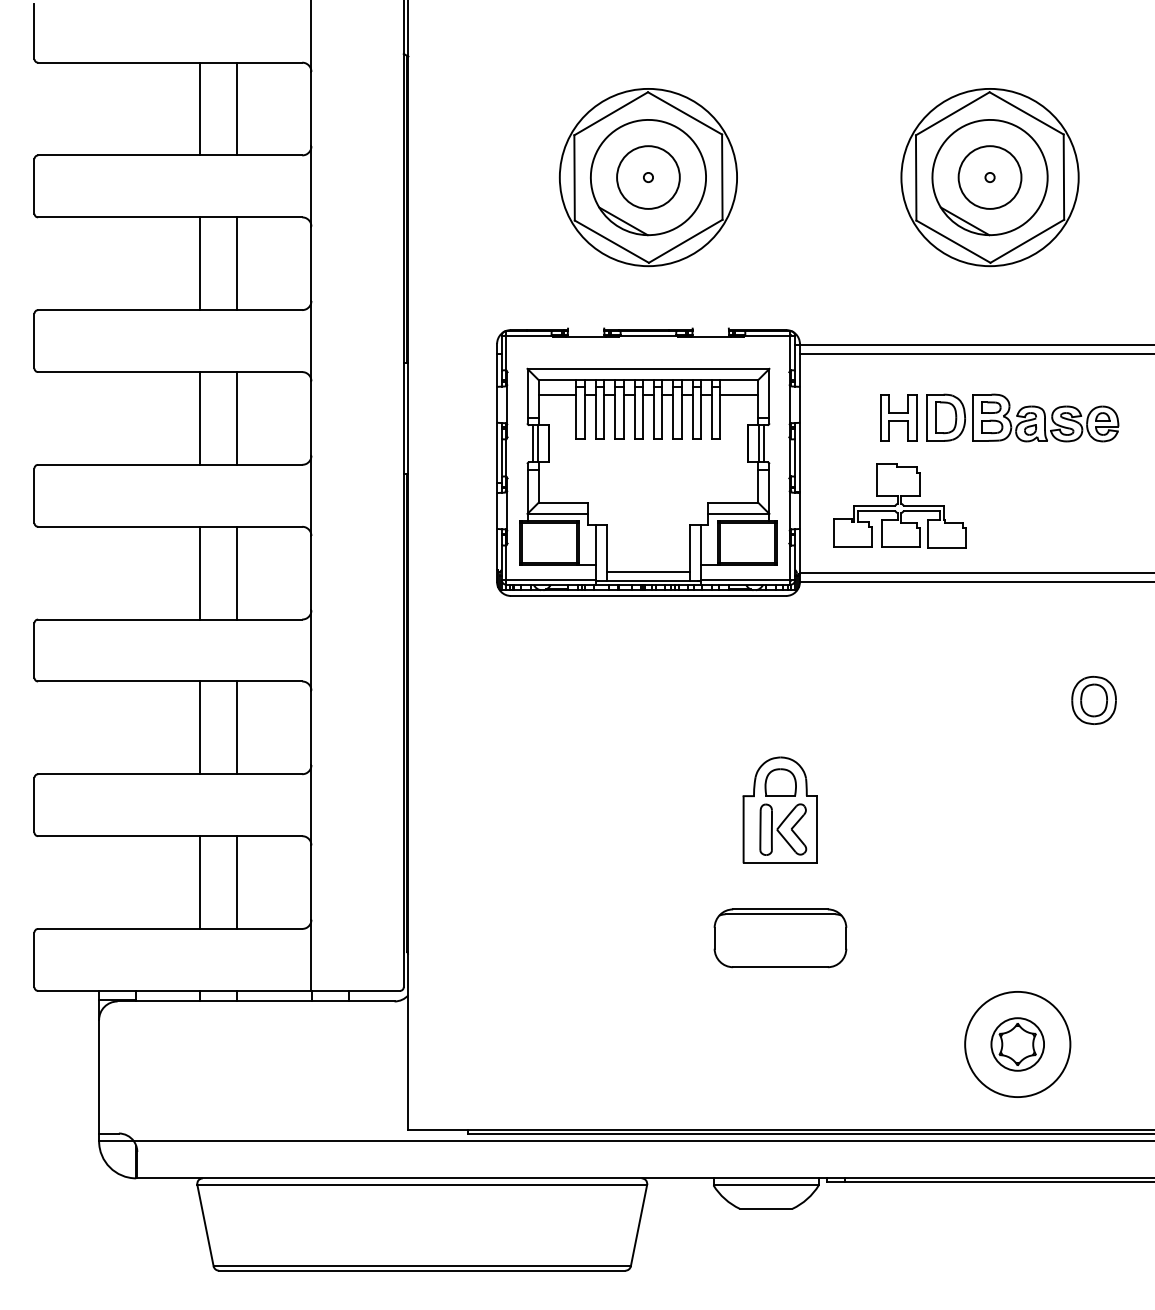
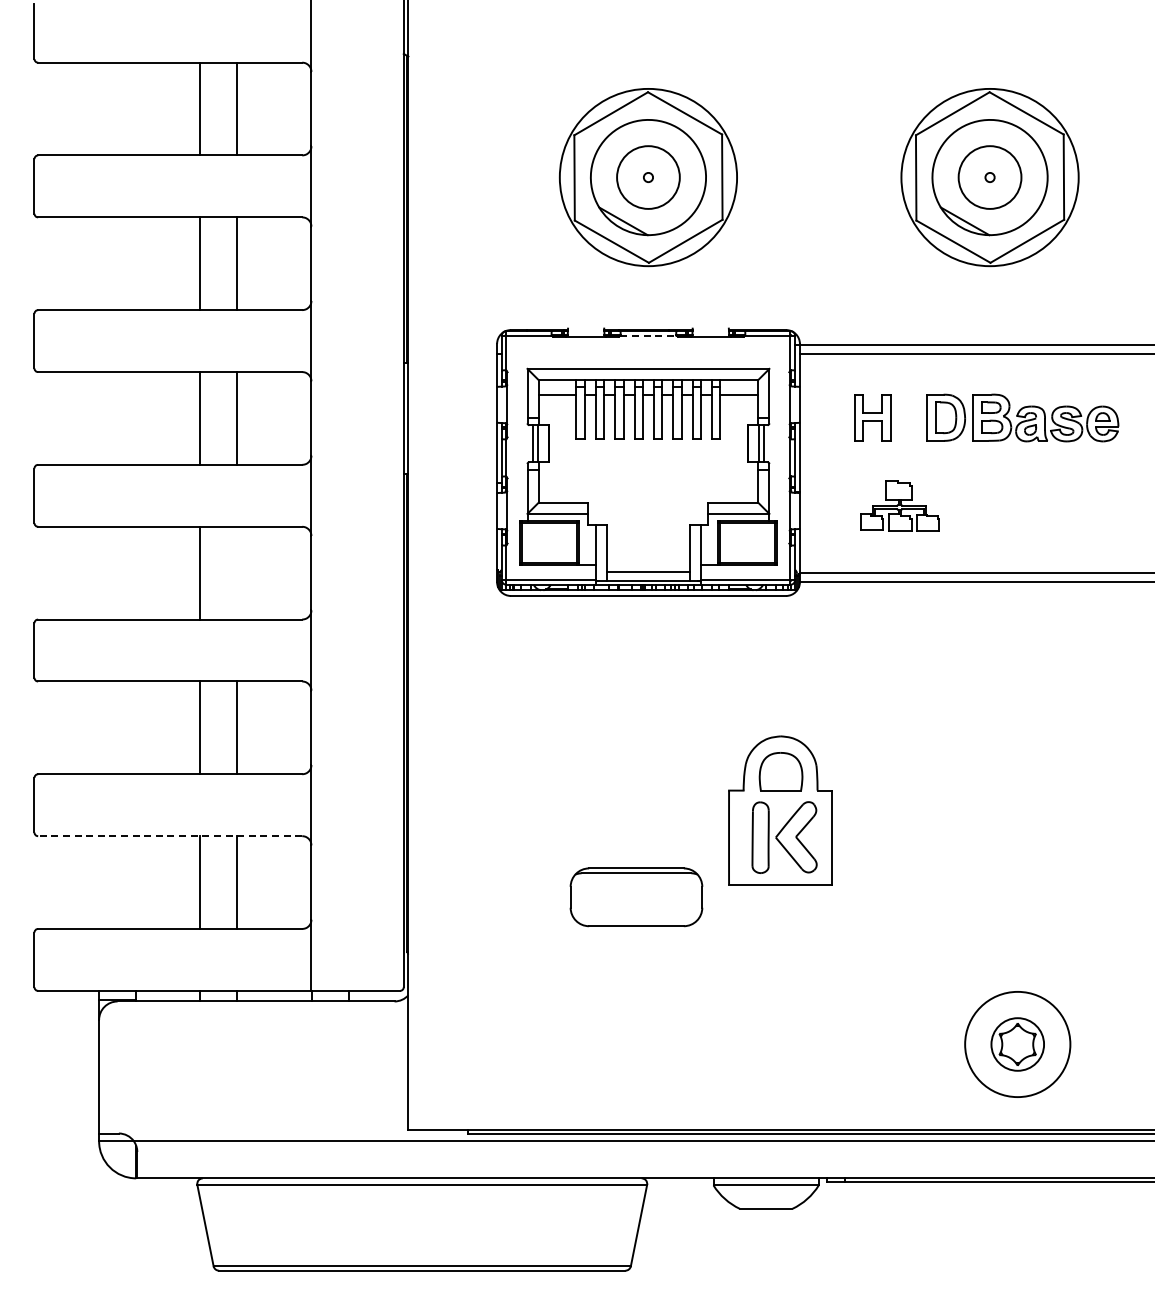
line: solid -> dashed (648, 335)
part position: (898, 417) -> (872, 417) (872, 417)
part size: 134x86 px -> 80x52 px (899, 505)
line: present -> none (237, 572)
part: present -> none (1093, 699)
part size: 76x108 px -> 105x151 px (780, 810)
line: solid -> dashed (169, 836)
part position: (780, 938) -> (636, 897) (636, 897)
